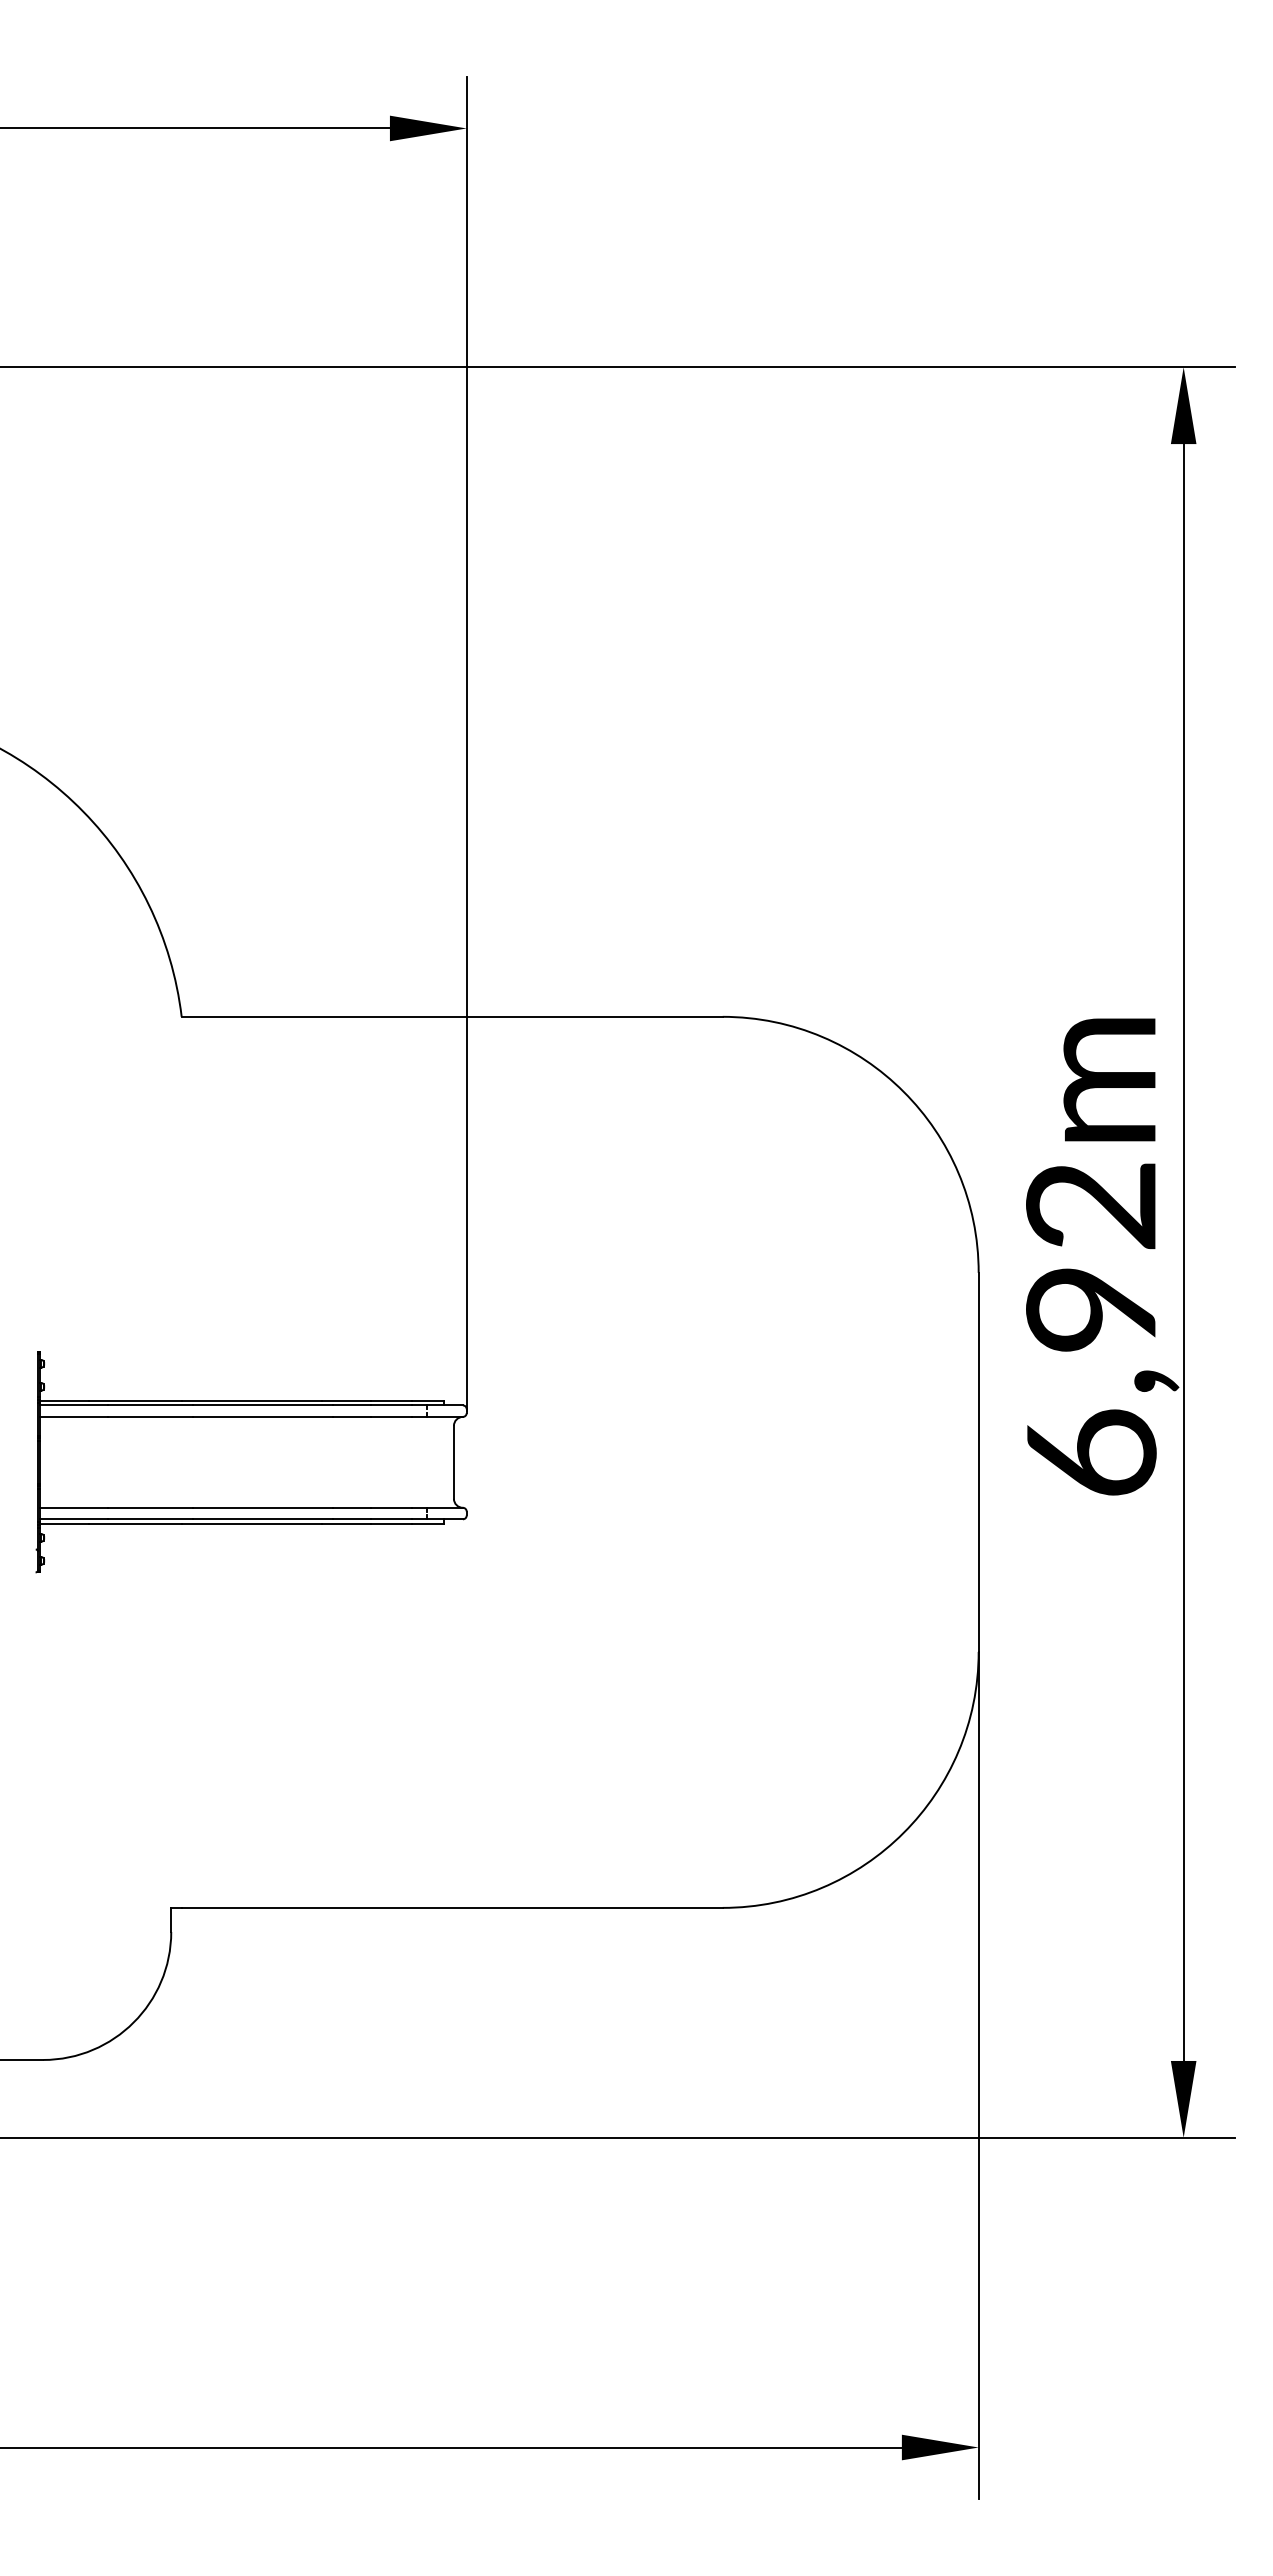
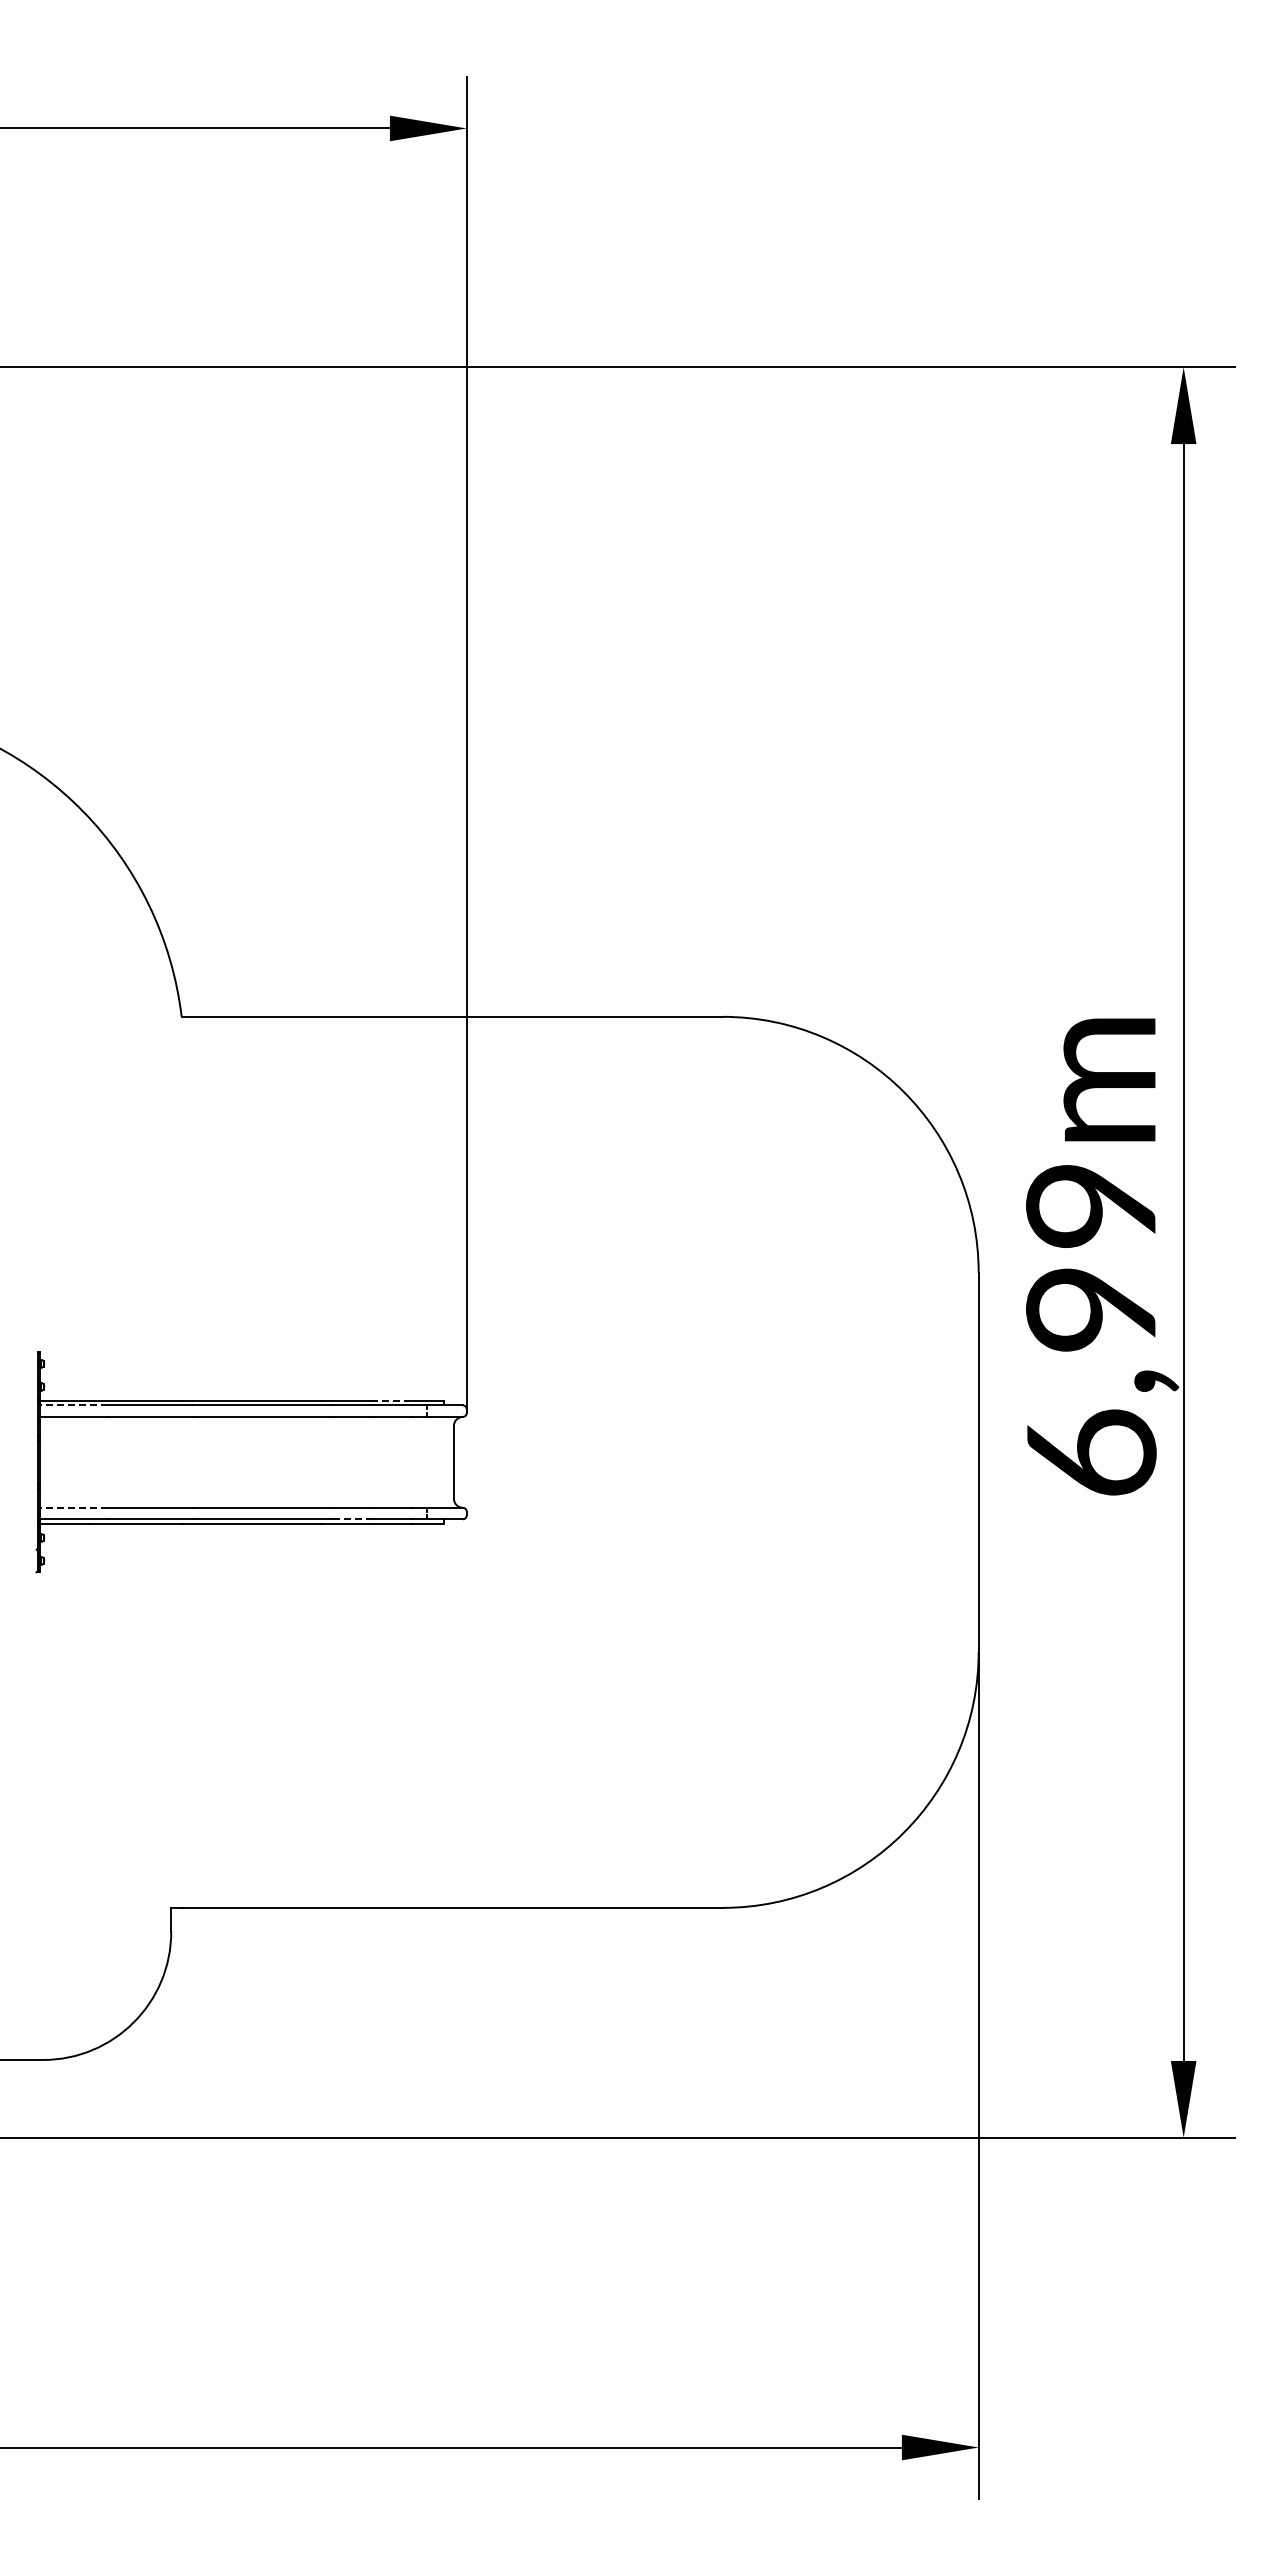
text: 6,92m -> 6,99m (1090, 1206)
line: solid -> dashed (391, 1400)
line: solid -> dashed (73, 1405)
line: solid -> dashed (73, 1507)
line: solid -> dashed (352, 1519)
